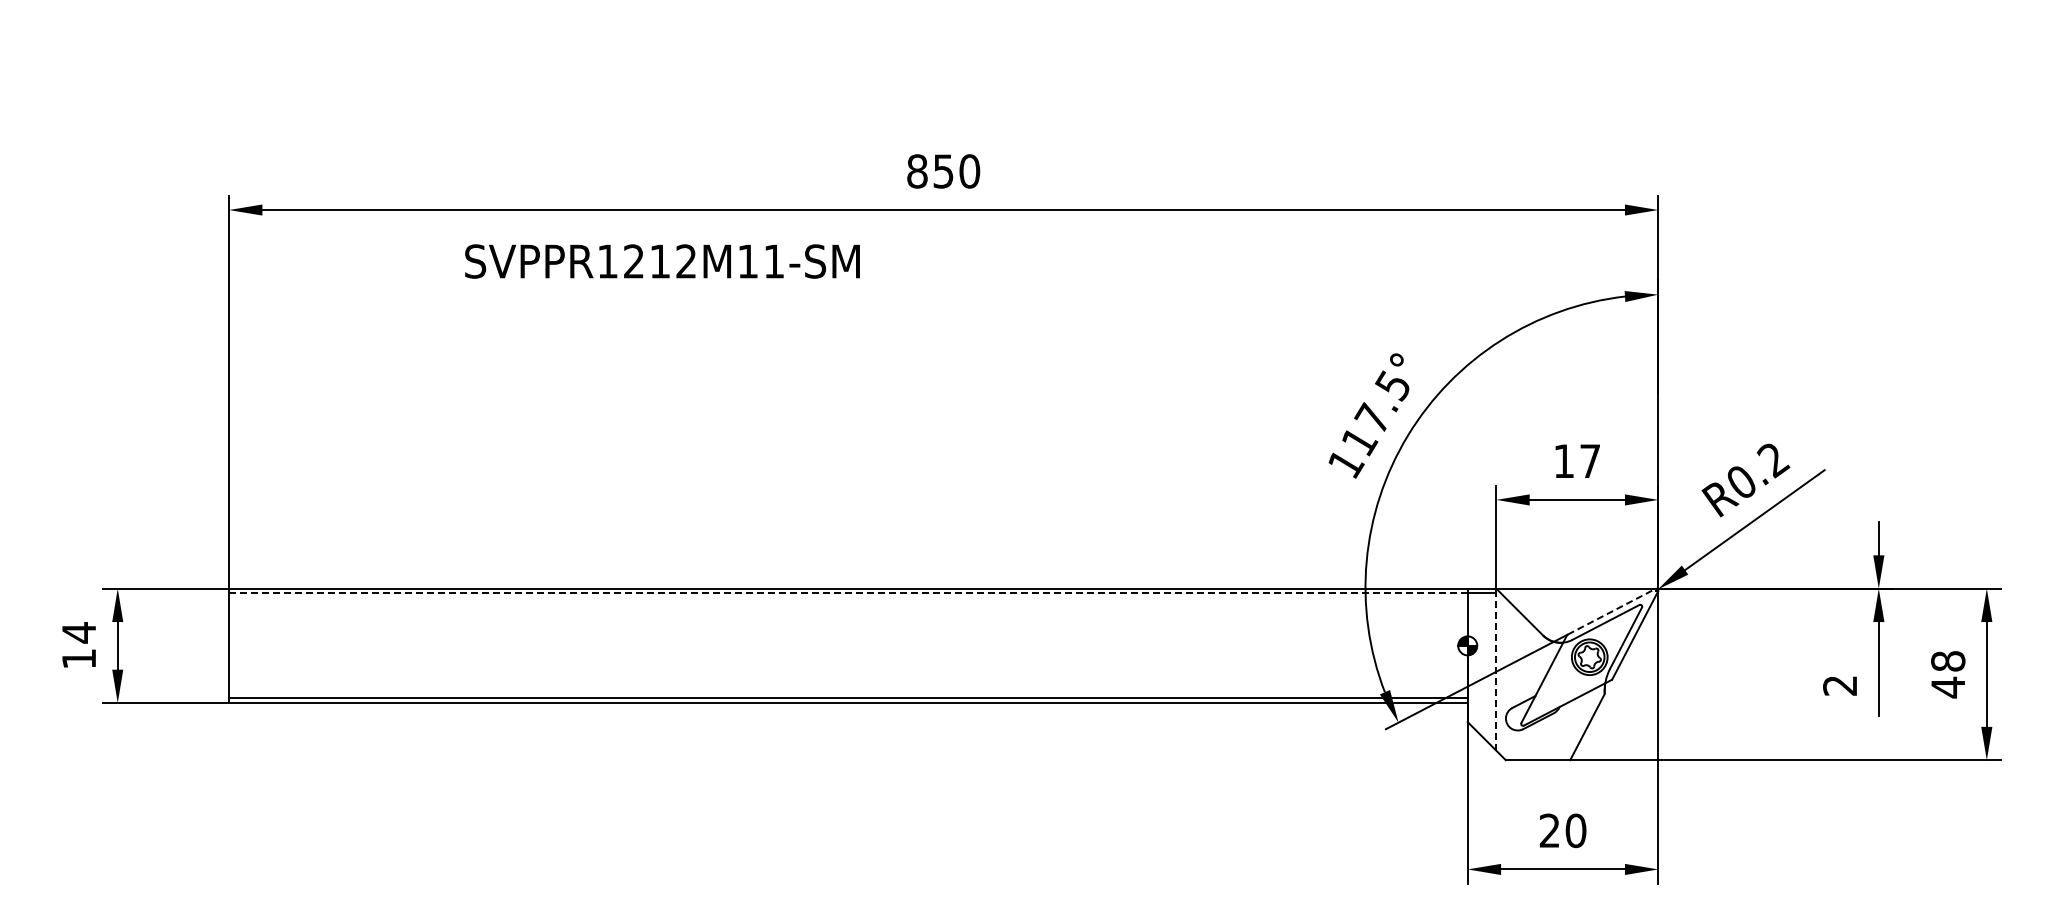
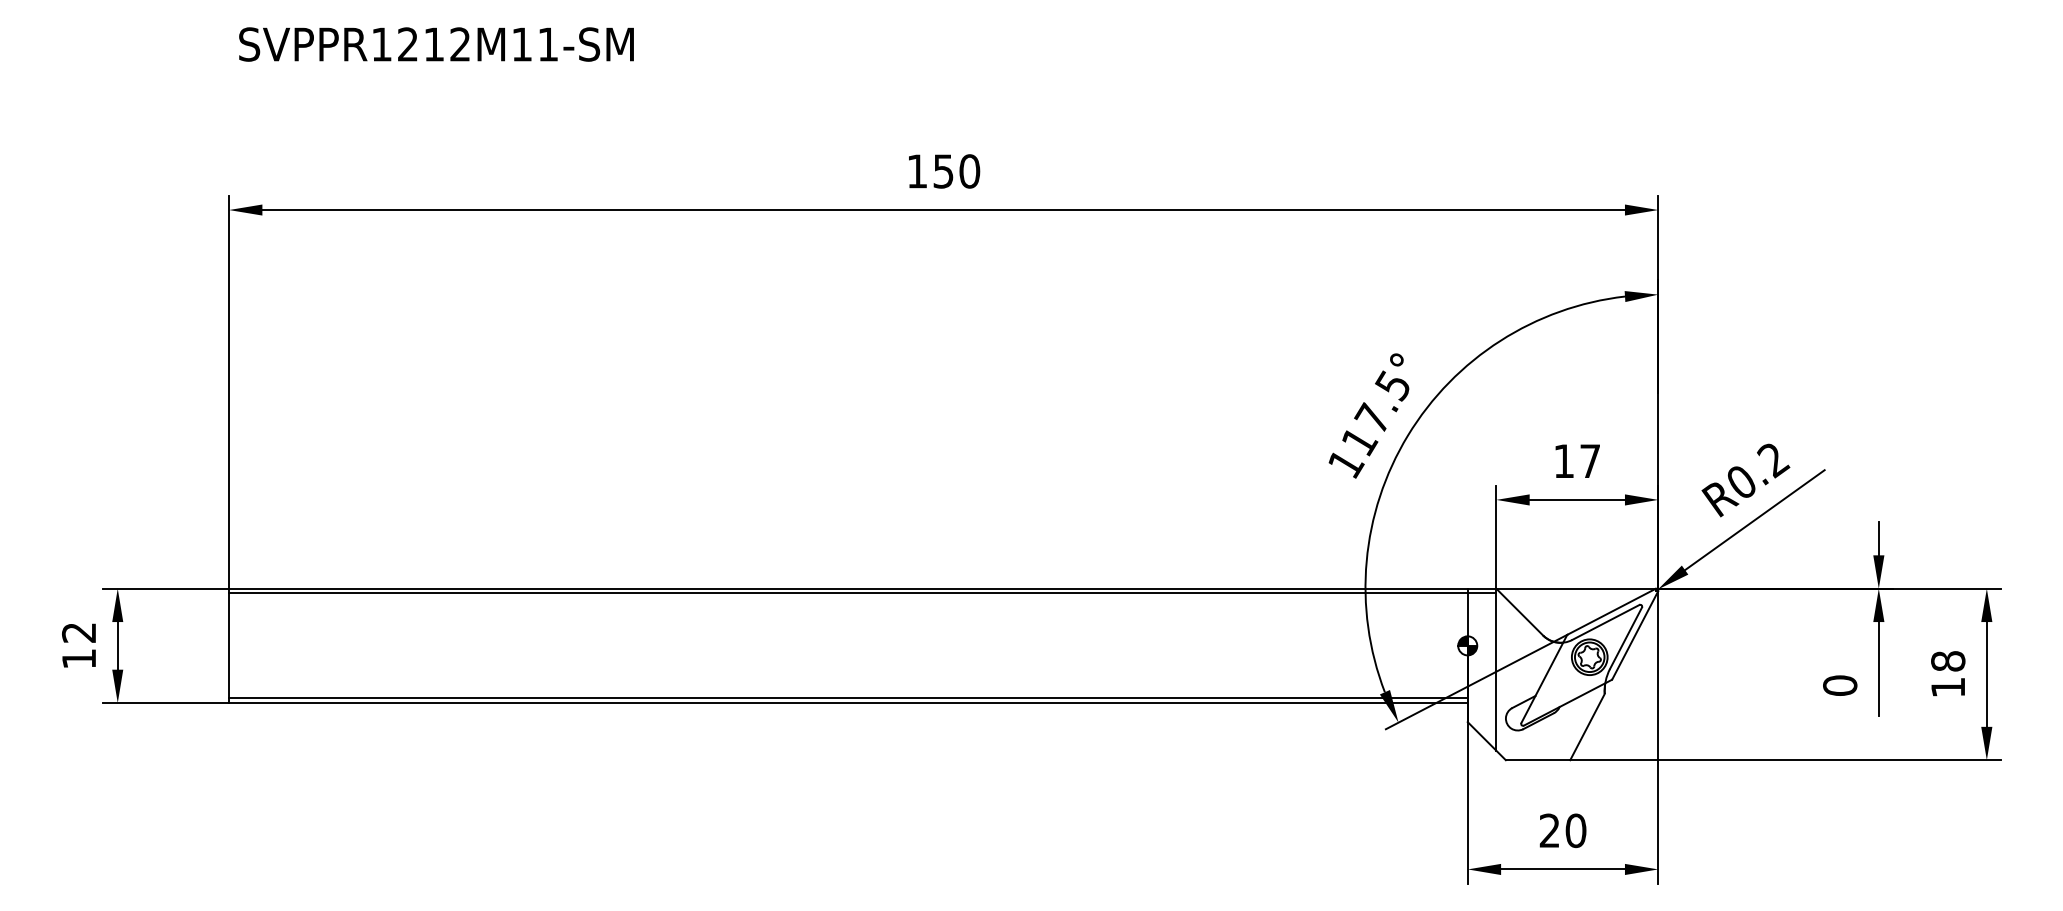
text: 850 -> 150 (917, 171)
text position: (662, 261) -> (436, 44) (436, 44)
line: dashed -> solid (848, 593)
line: dashed -> solid (1612, 611)
text: 14 -> 12 (78, 632)
line: dashed -> solid (1496, 669)
text: 2 -> 0 (1840, 685)
text: 48 -> 18 (1947, 687)
